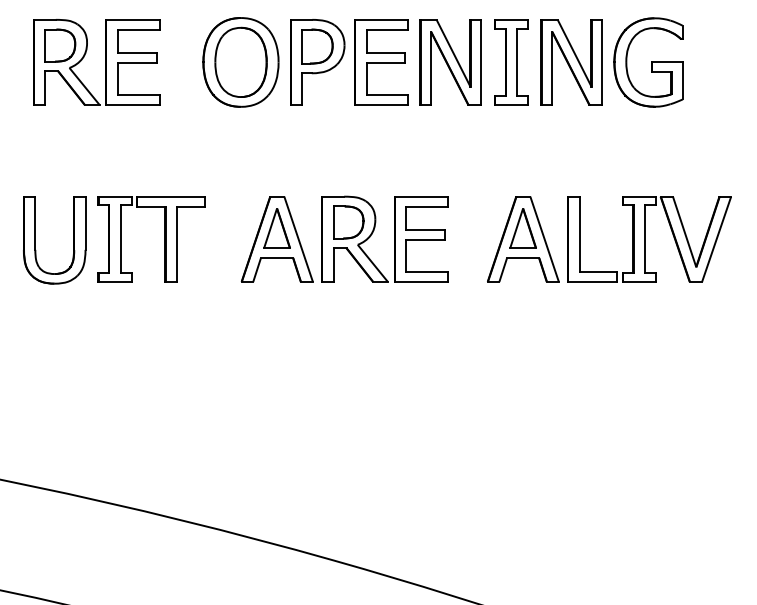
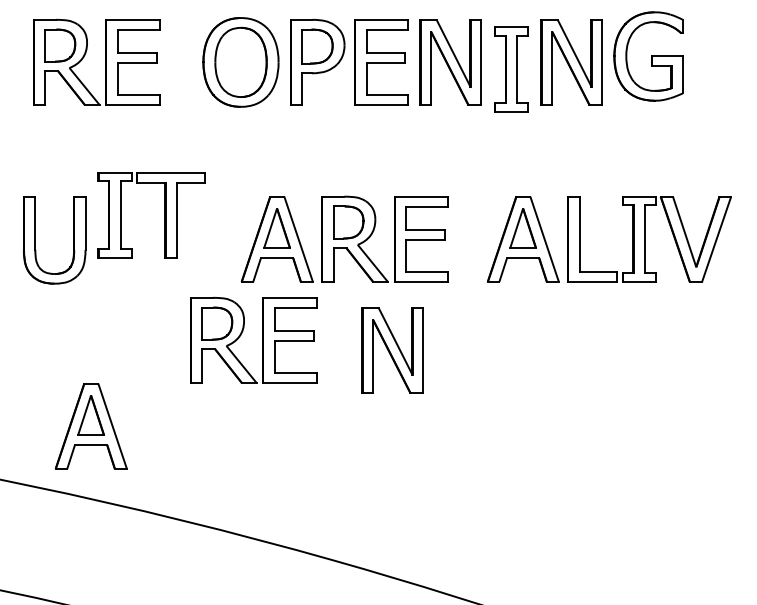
part position: (511, 62) -> (511, 69) (511, 69)
part position: (648, 62) -> (648, 56) (648, 56)
part position: (164, 239) -> (164, 215) (164, 215)
part: none -> present (262, 340)
part: none -> present (392, 350)
part: none -> present (90, 426)
